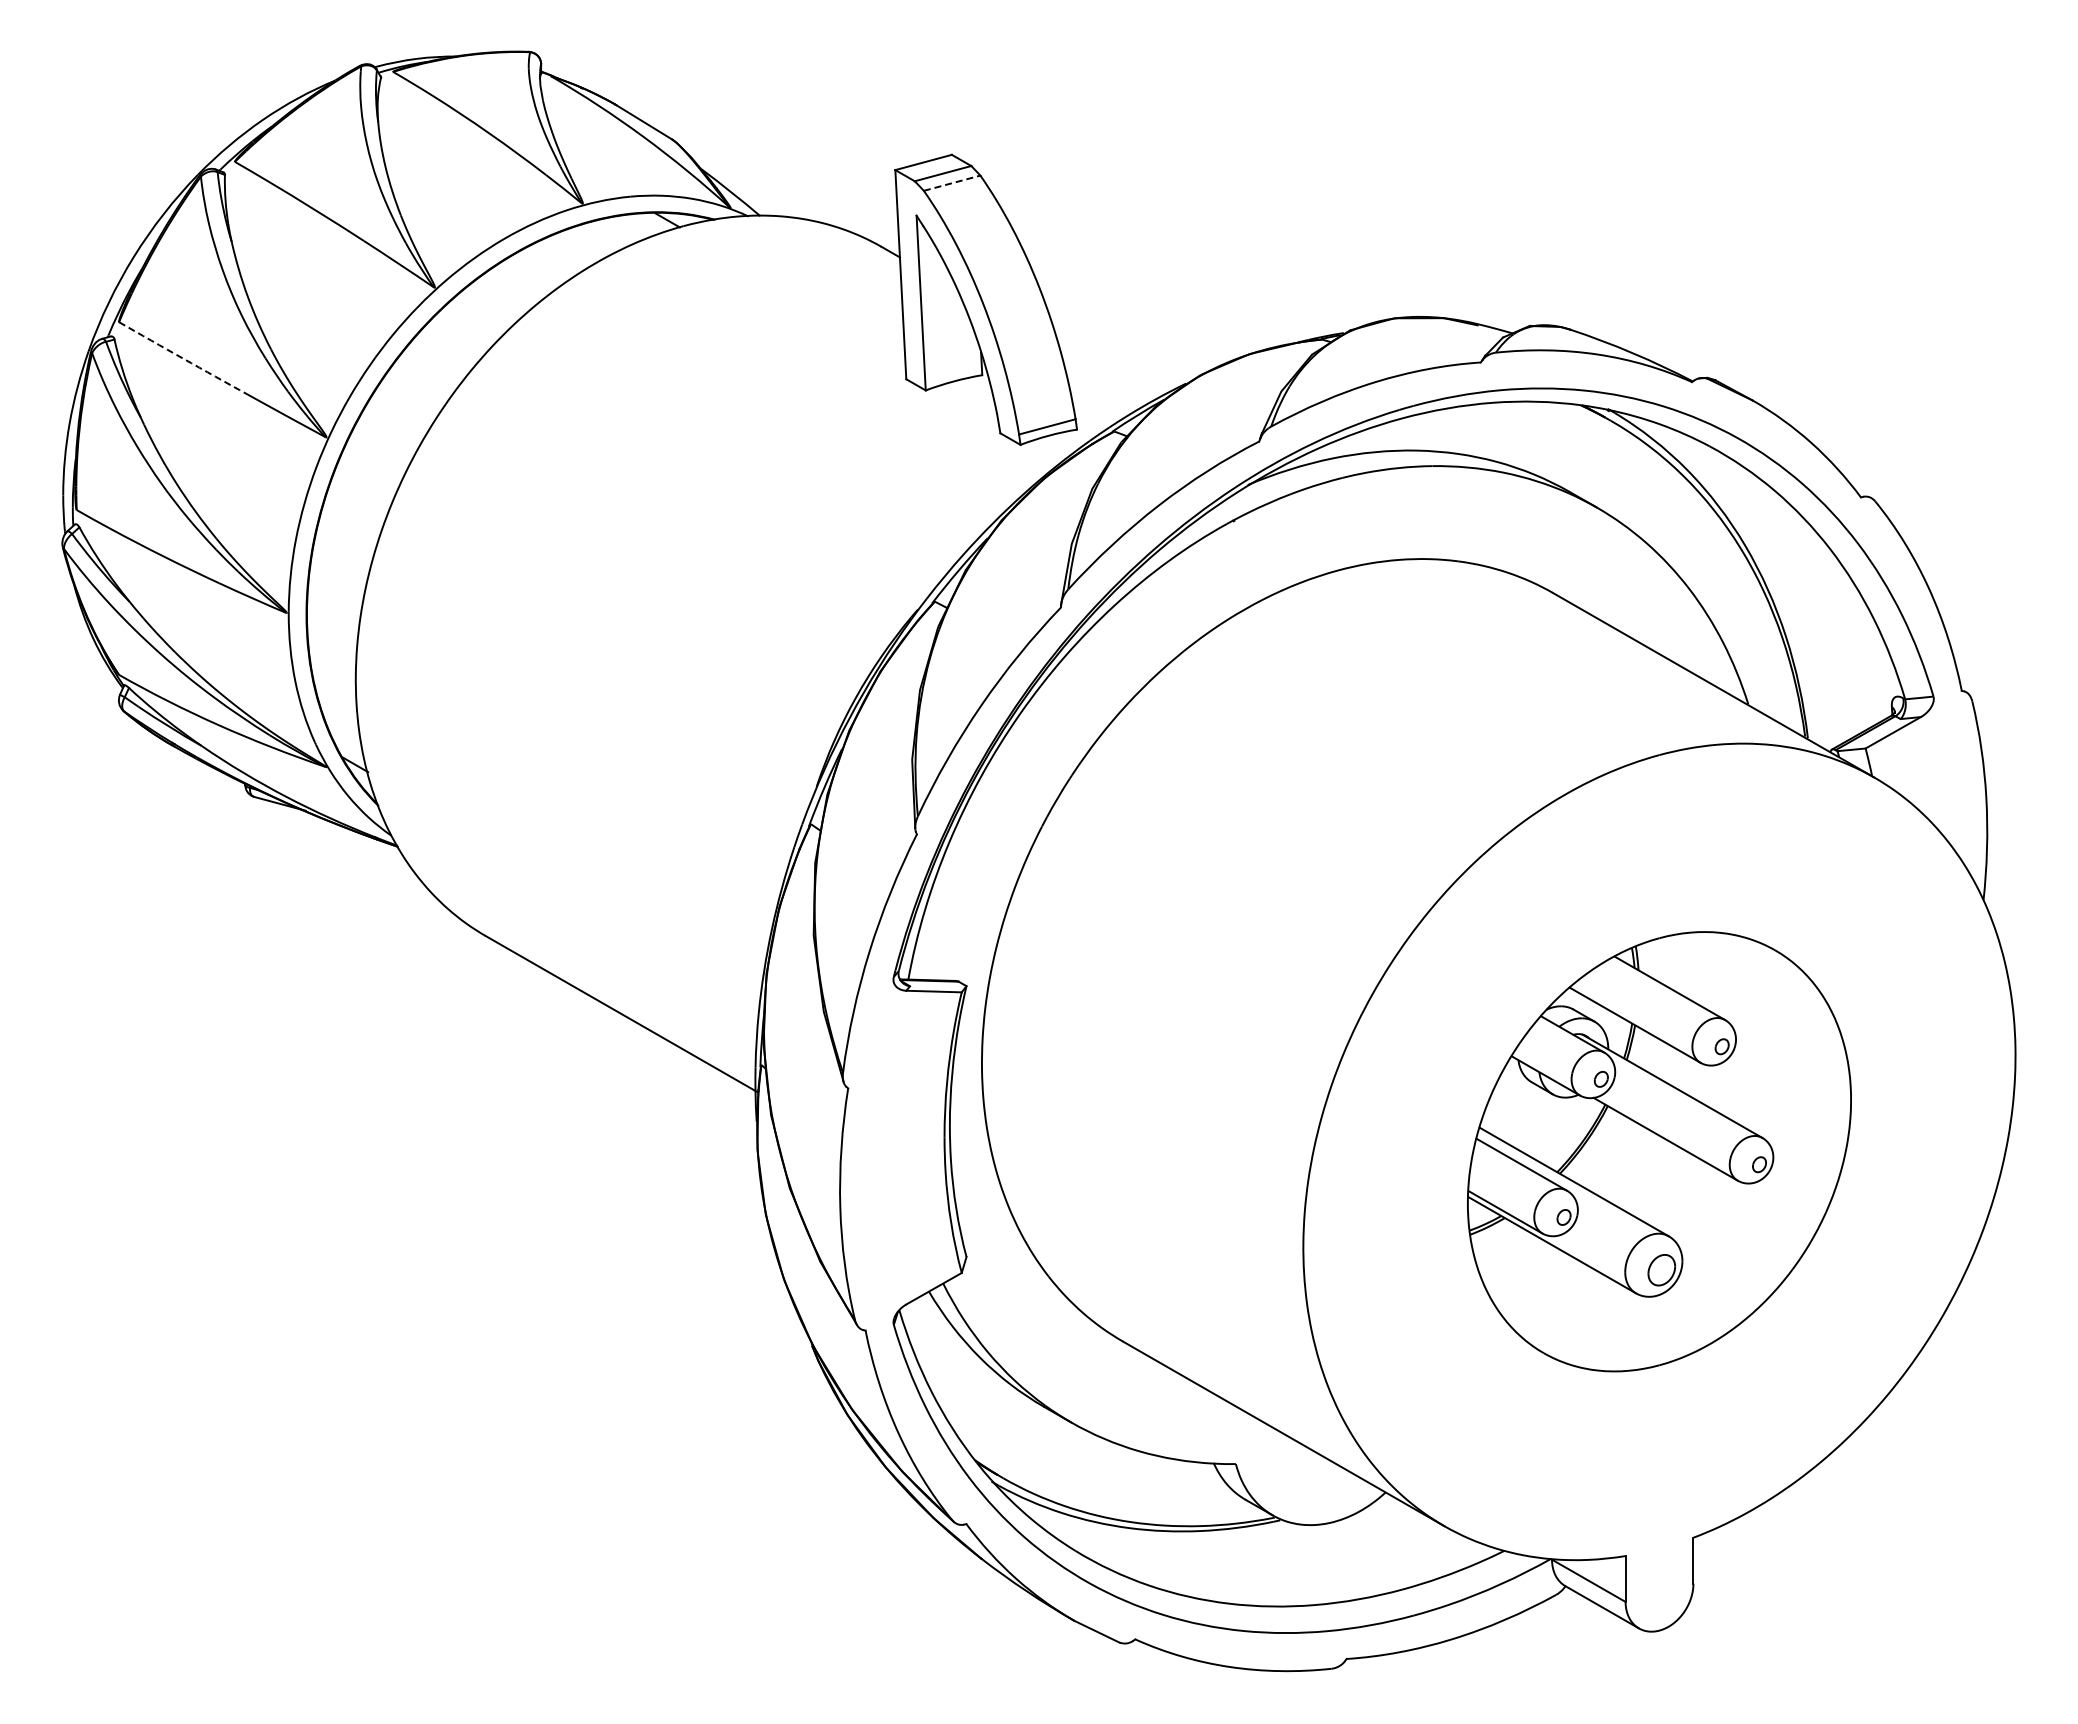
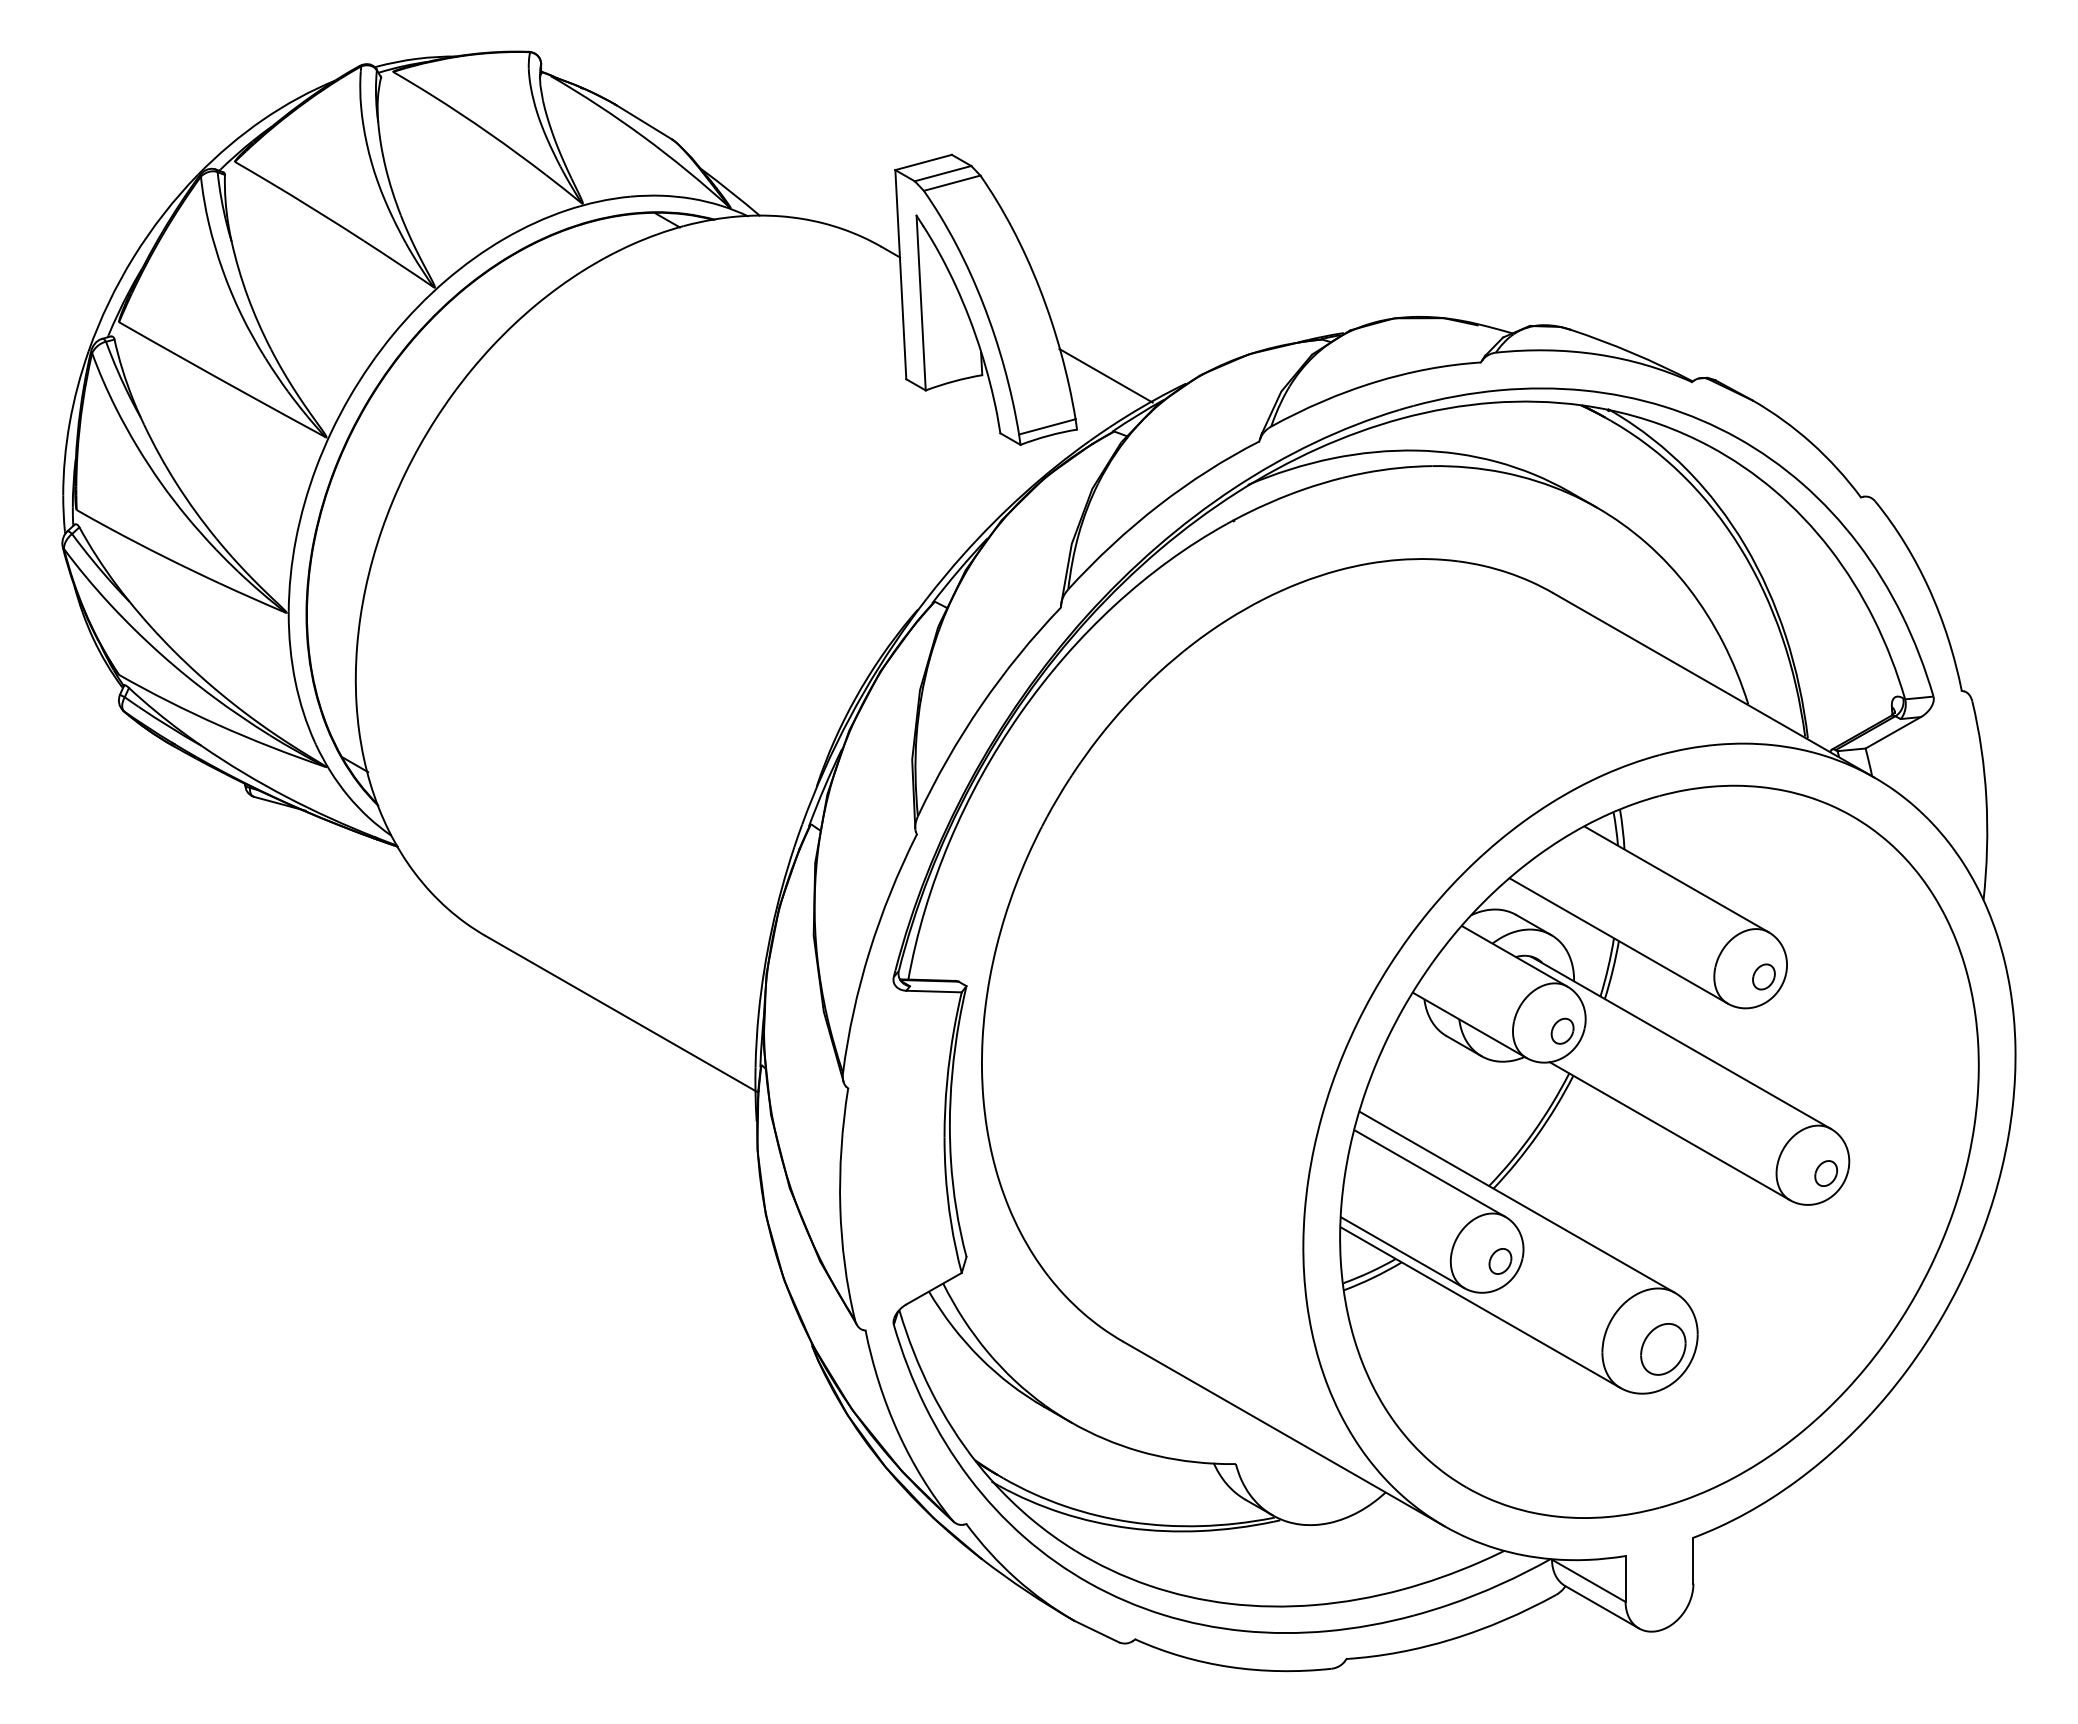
line: dashed -> solid (952, 183)
arc: dashed -> solid (183, 358)
line: none -> present (1105, 375)
part size: 385x442 px -> 641x735 px (1659, 1151)
